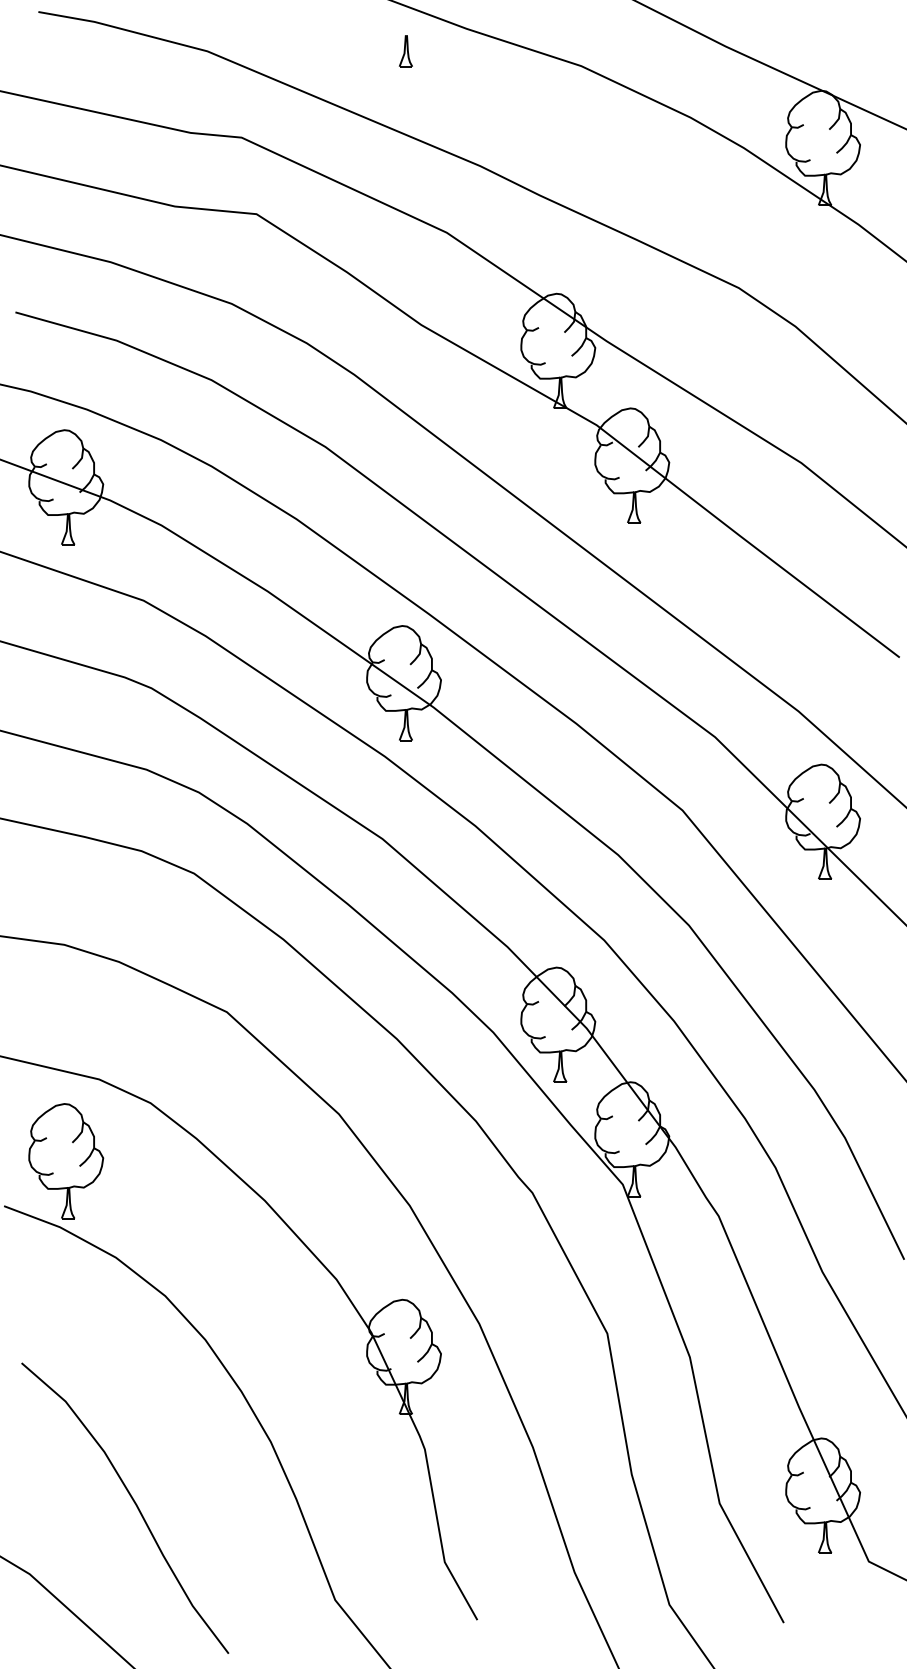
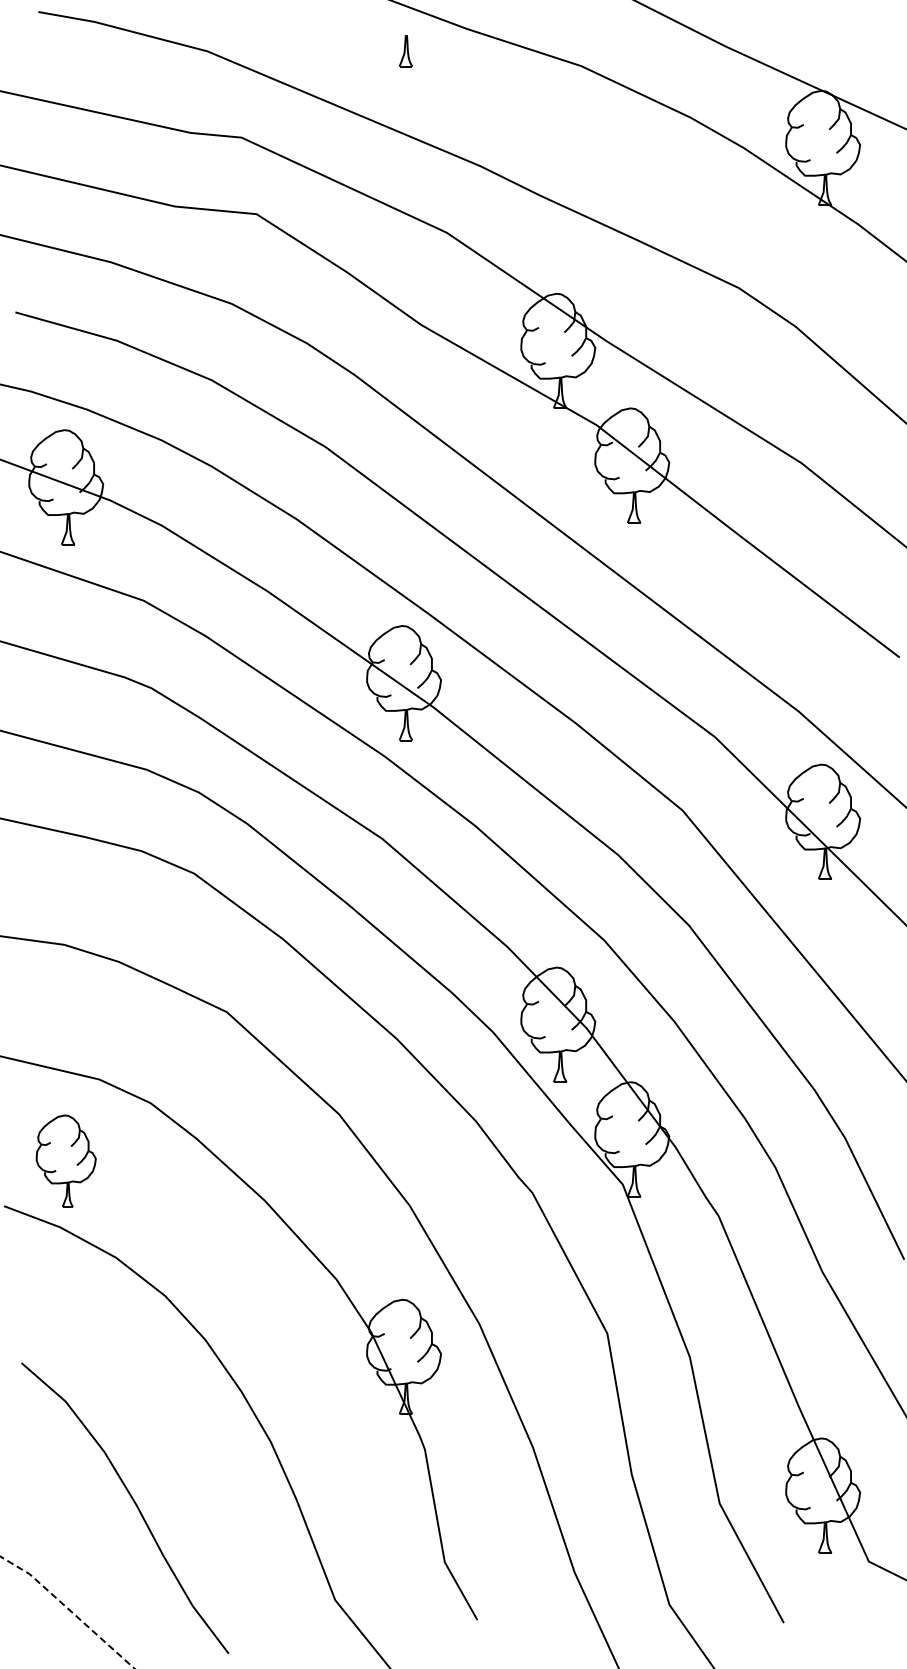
part size: 77x117 px -> 62x94 px (65, 1160)
line: solid -> dashed (69, 1609)
